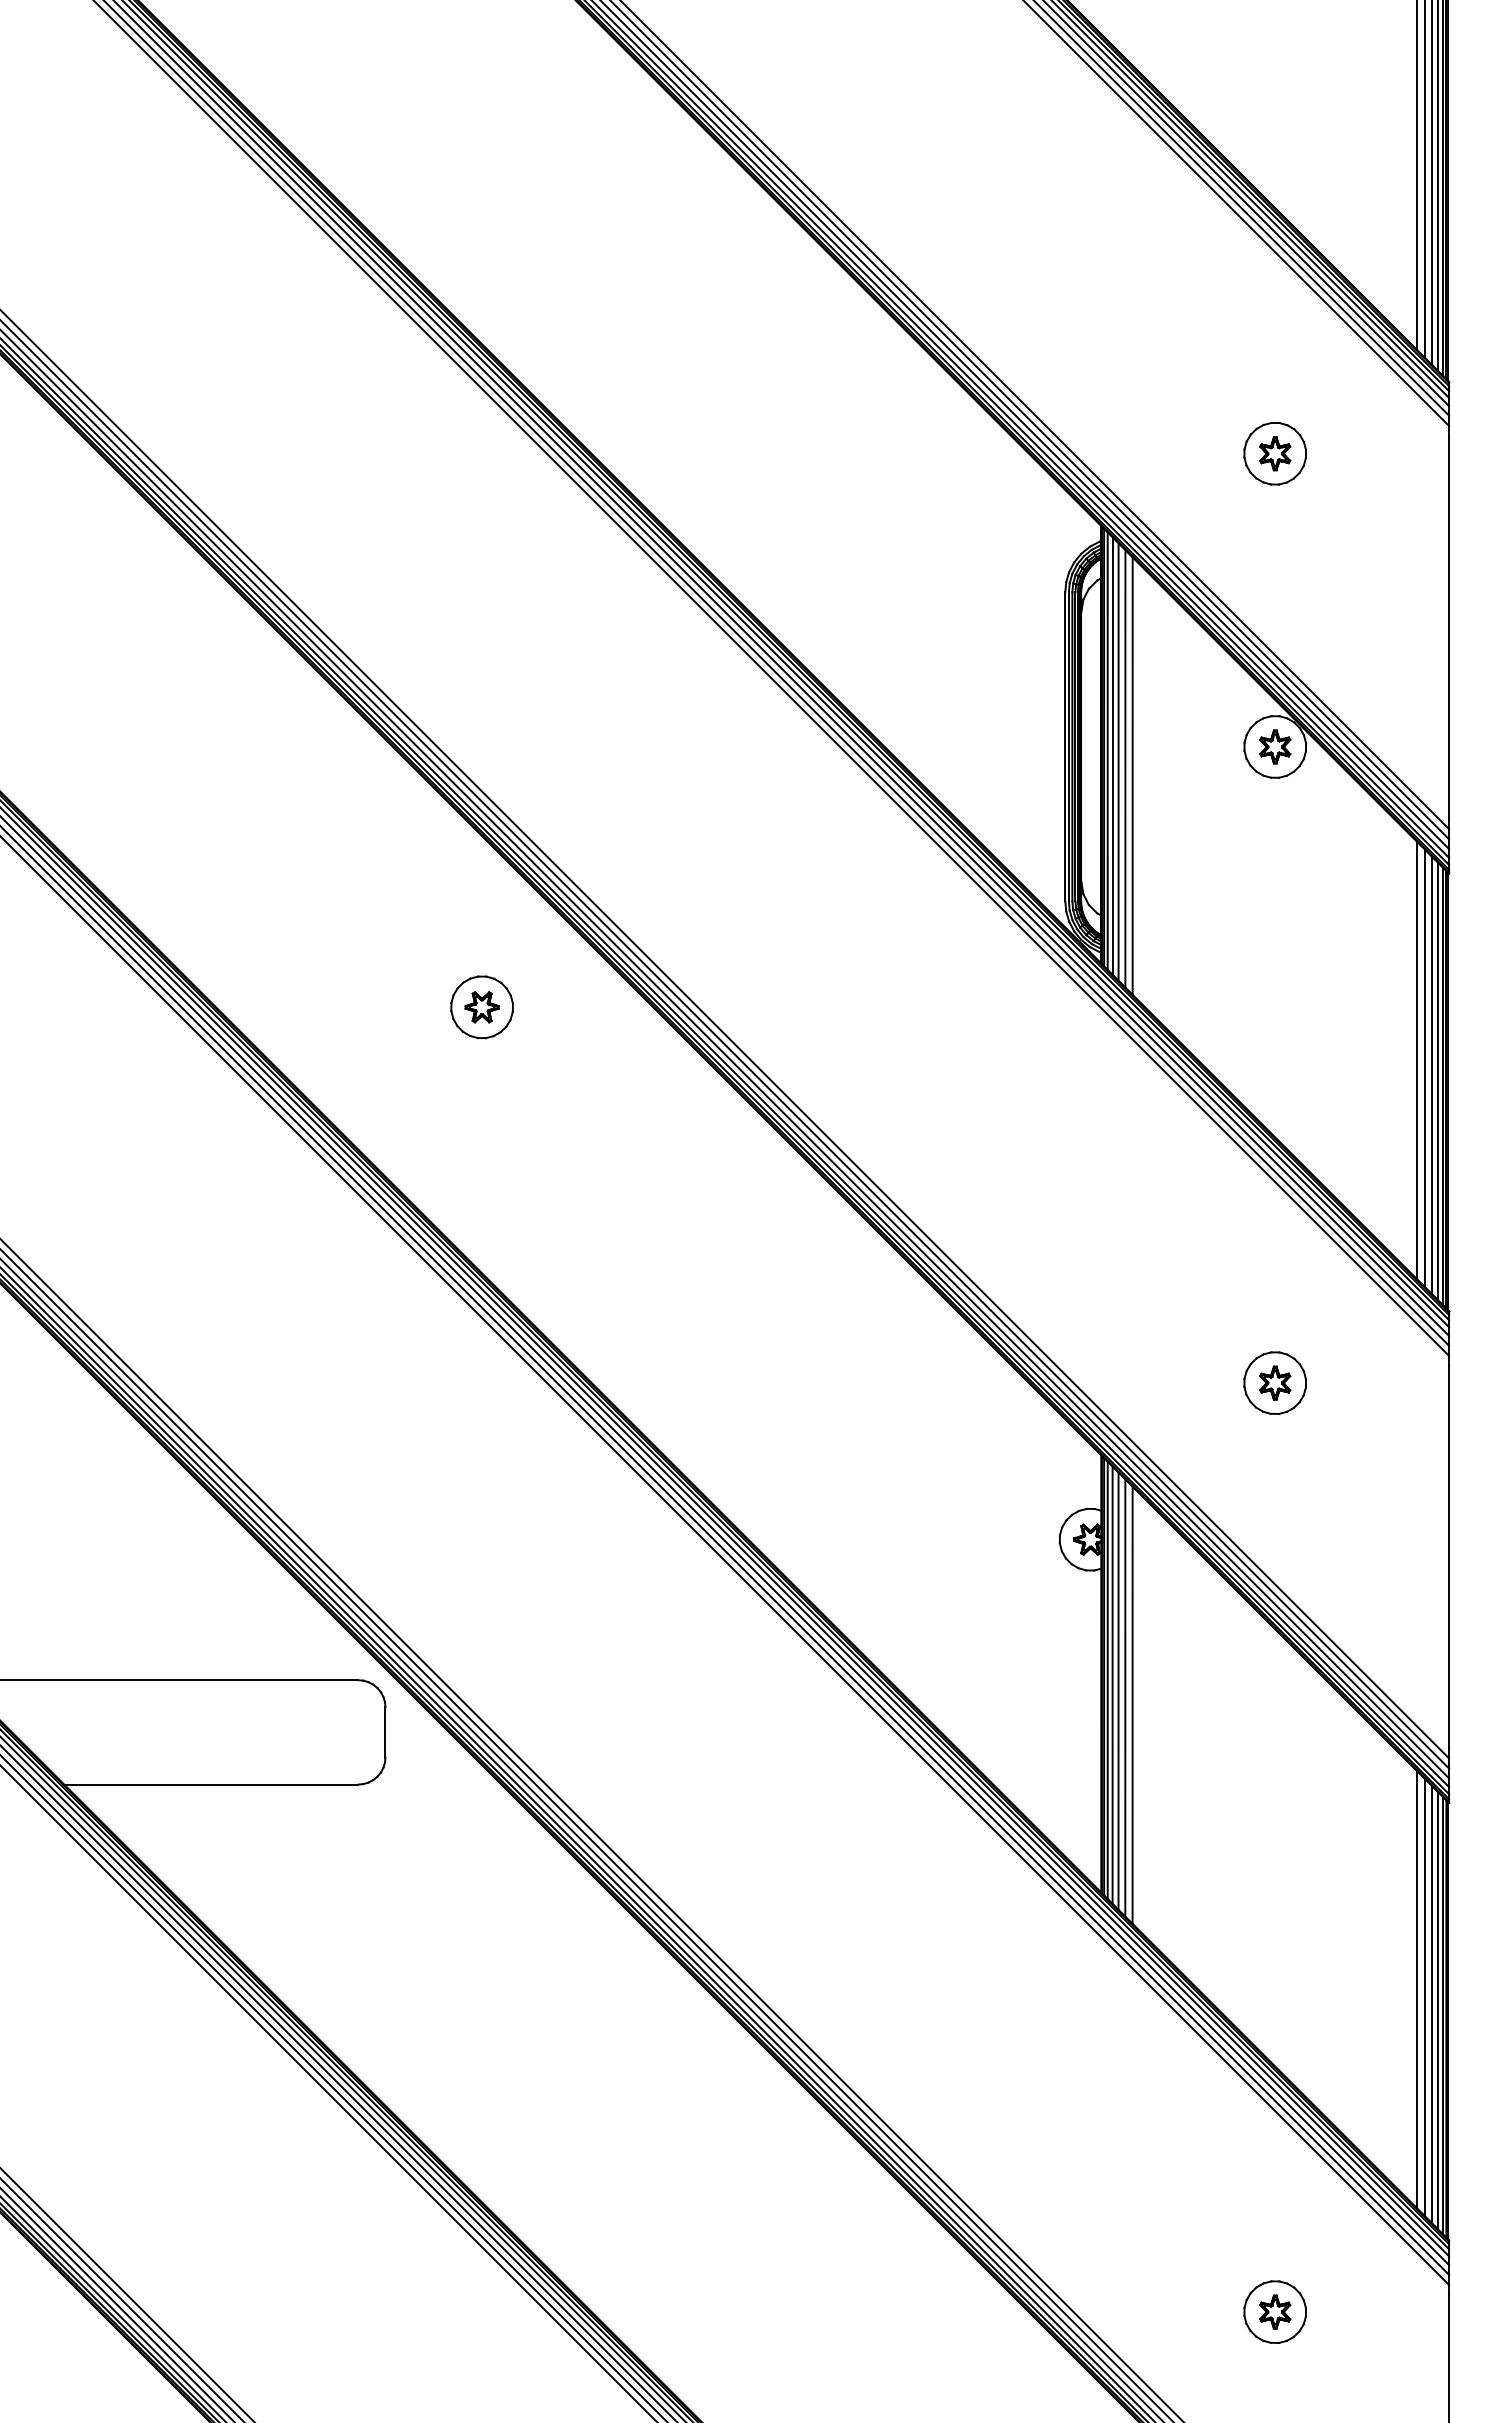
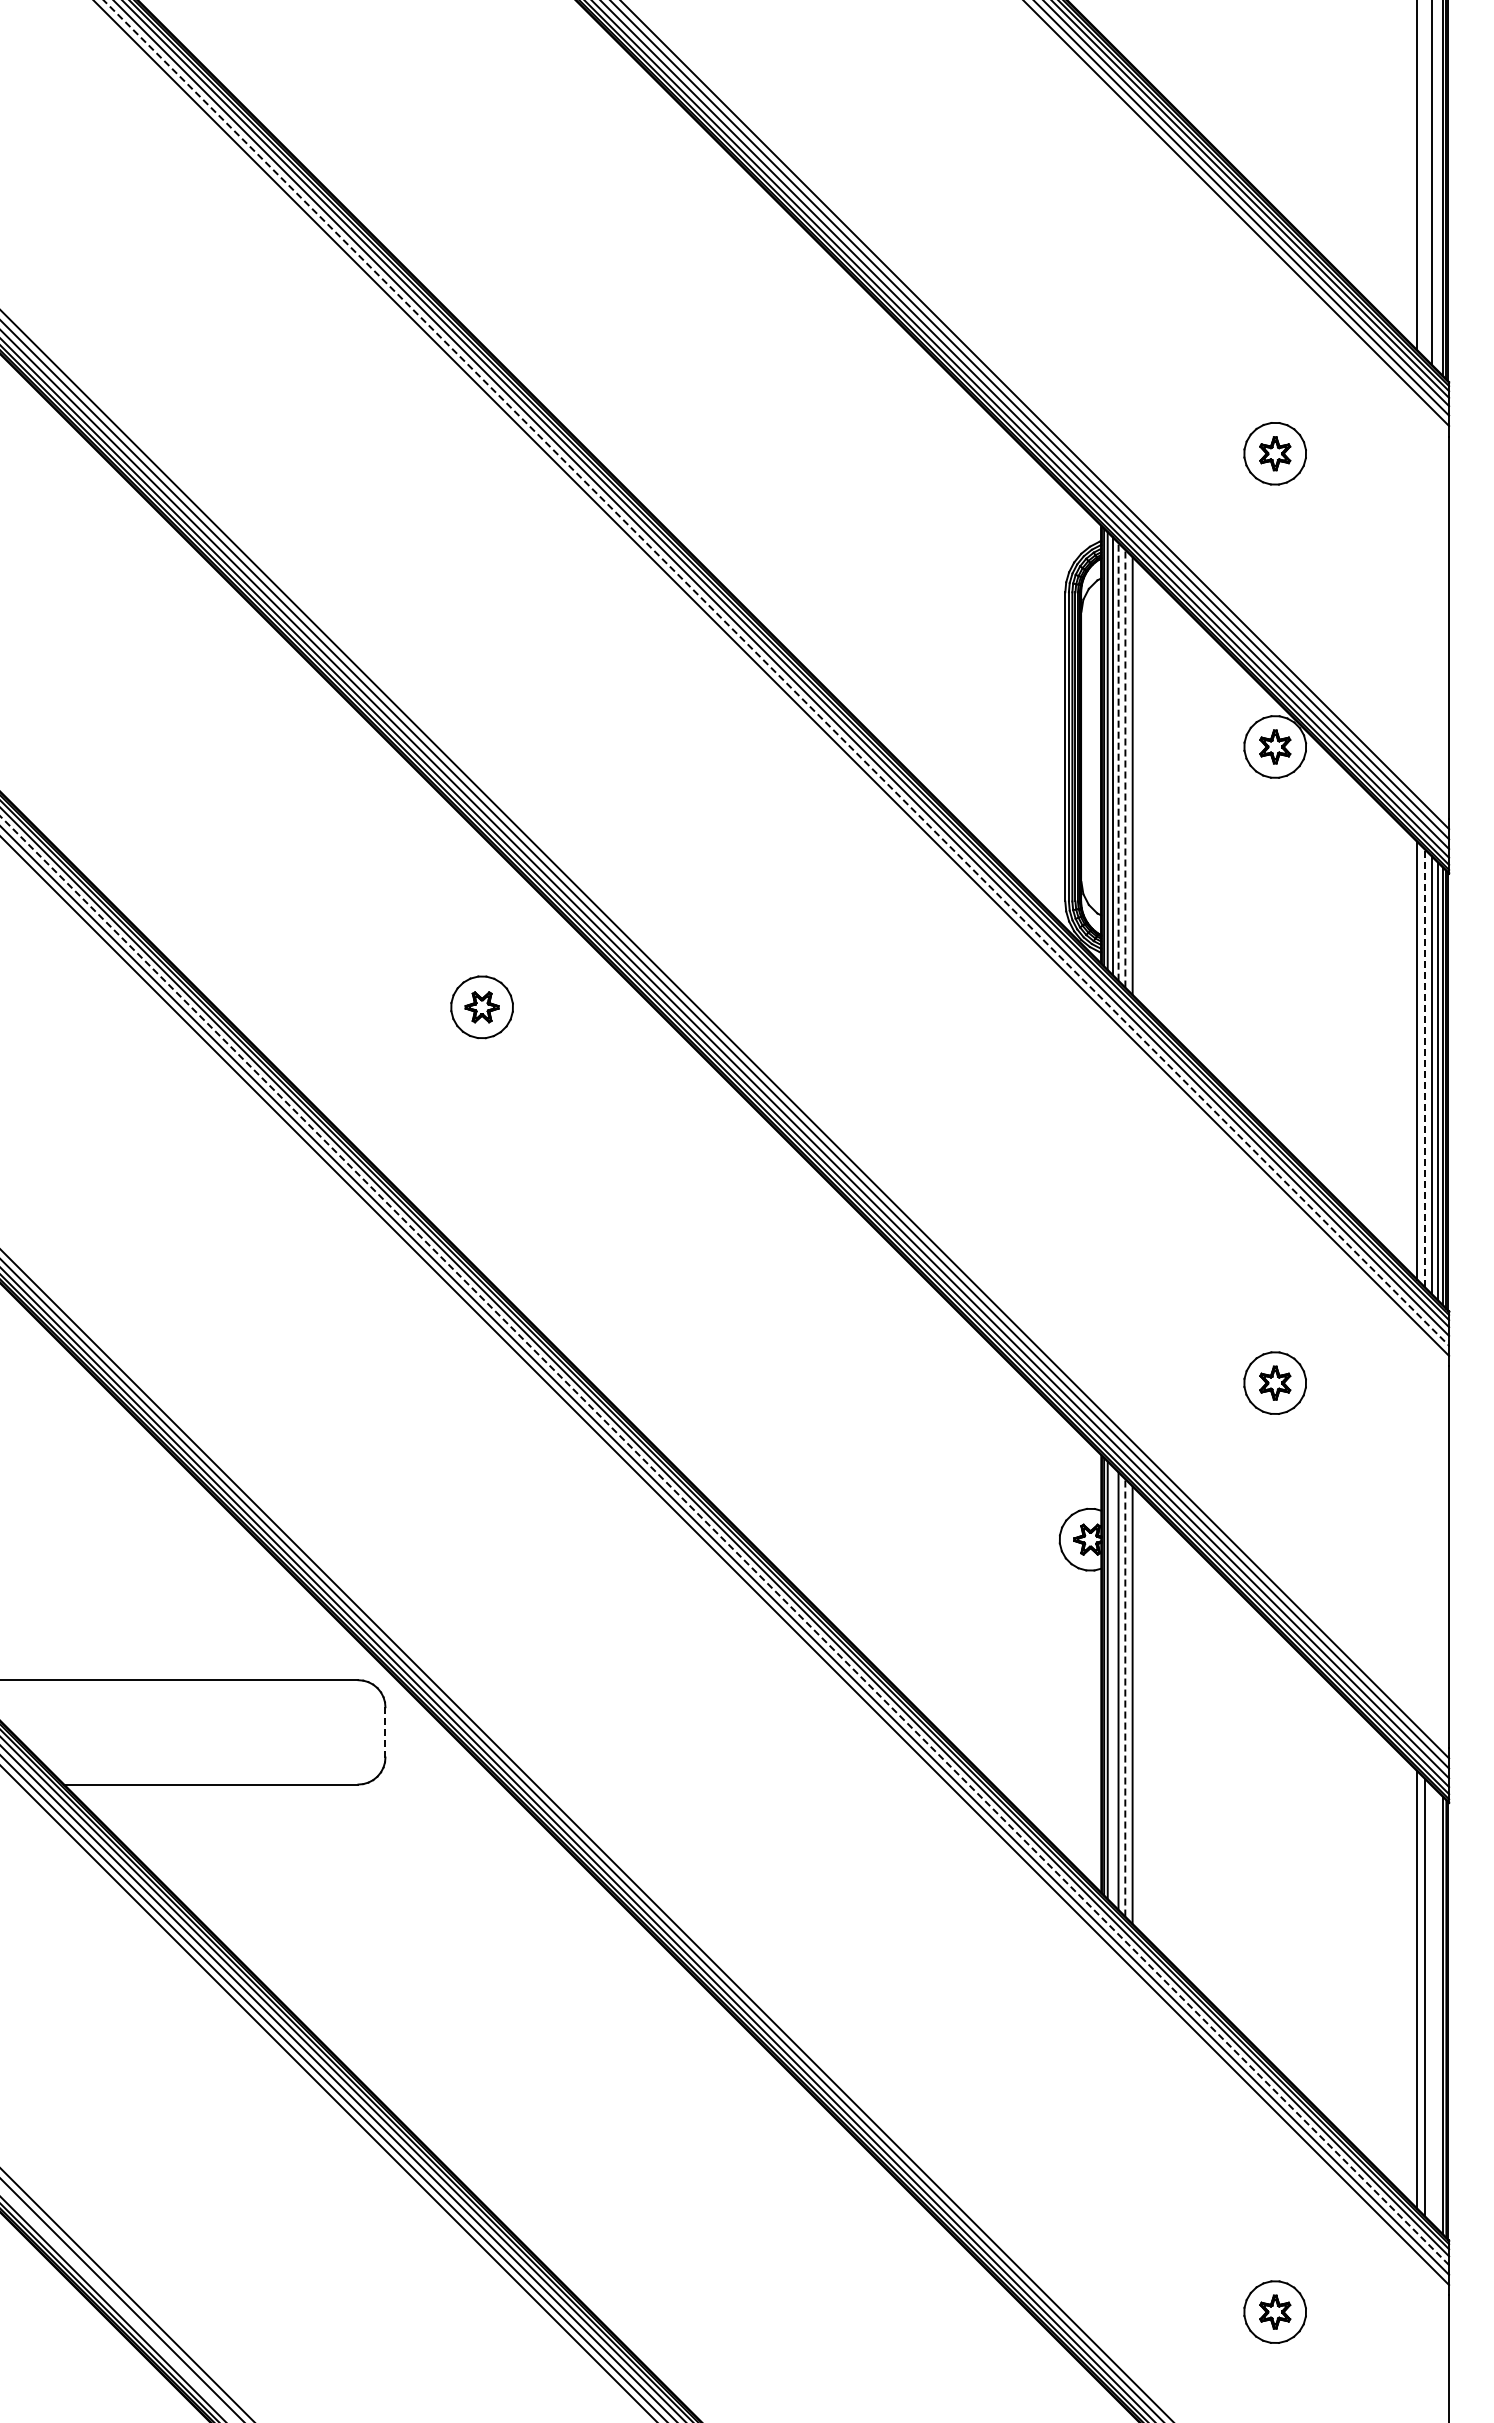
line: present -> none (1424, 179)
line: present -> none (1437, 186)
line: solid -> dashed (776, 673)
line: solid -> dashed (1118, 762)
line: solid -> dashed (1125, 768)
line: solid -> dashed (1424, 1068)
line: solid -> dashed (724, 1540)
line: present -> none (1112, 1684)
line: solid -> dashed (1125, 1697)
line: solid -> dashed (385, 1731)
line: present -> none (591, 1829)
line: present -> none (1431, 2003)
line: present -> none (1437, 2010)
line: present -> none (116, 2304)
